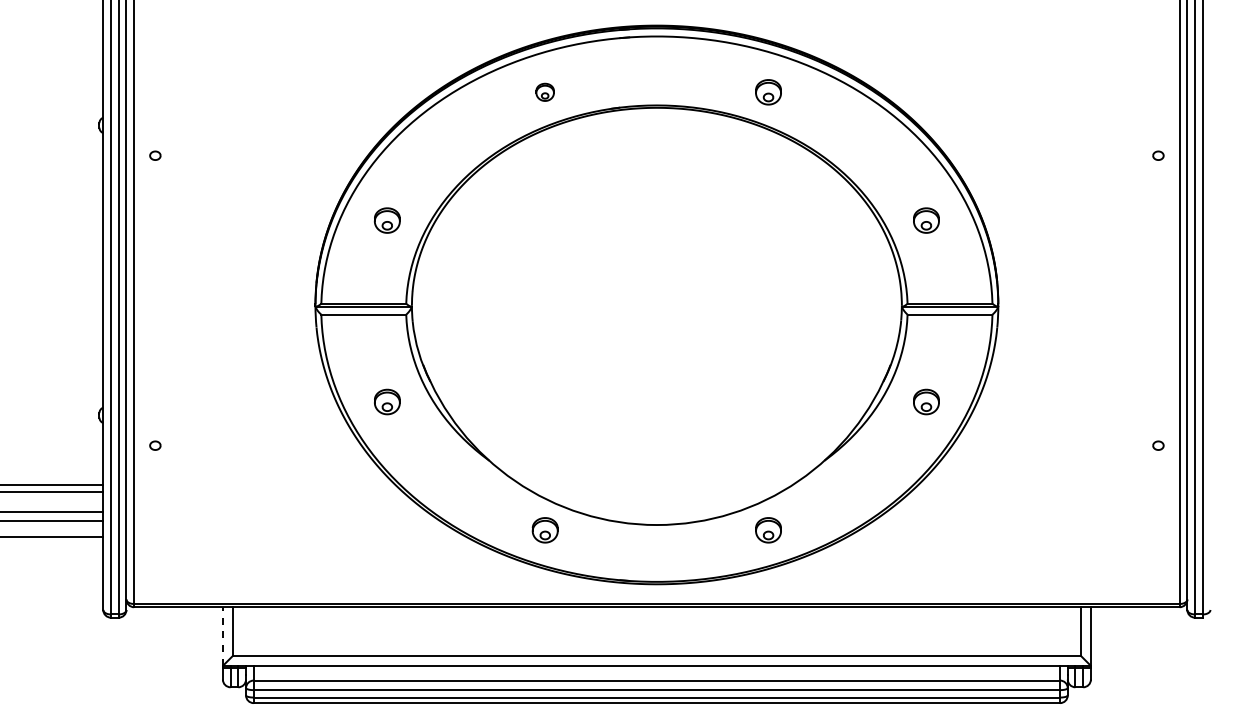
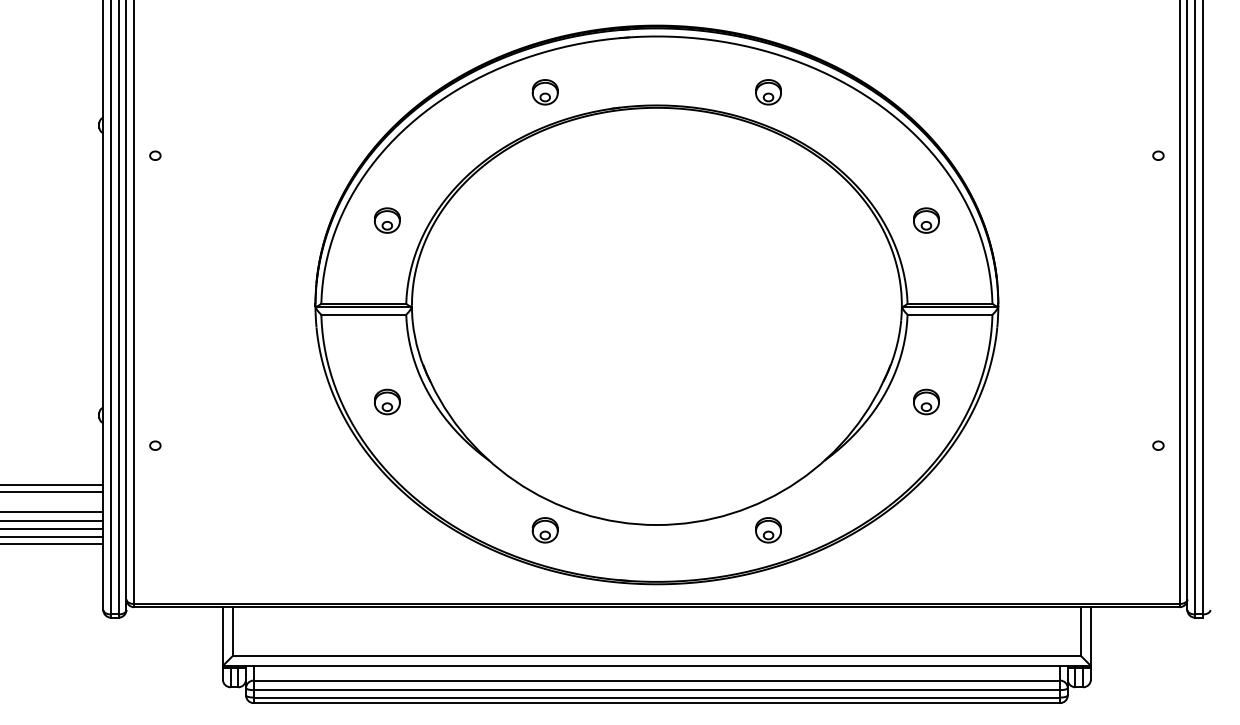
part size: 20x20 px -> 28x27 px (544, 92)
line: none -> present (52, 528)
line: none -> present (52, 544)
line: dashed -> solid (222, 636)
